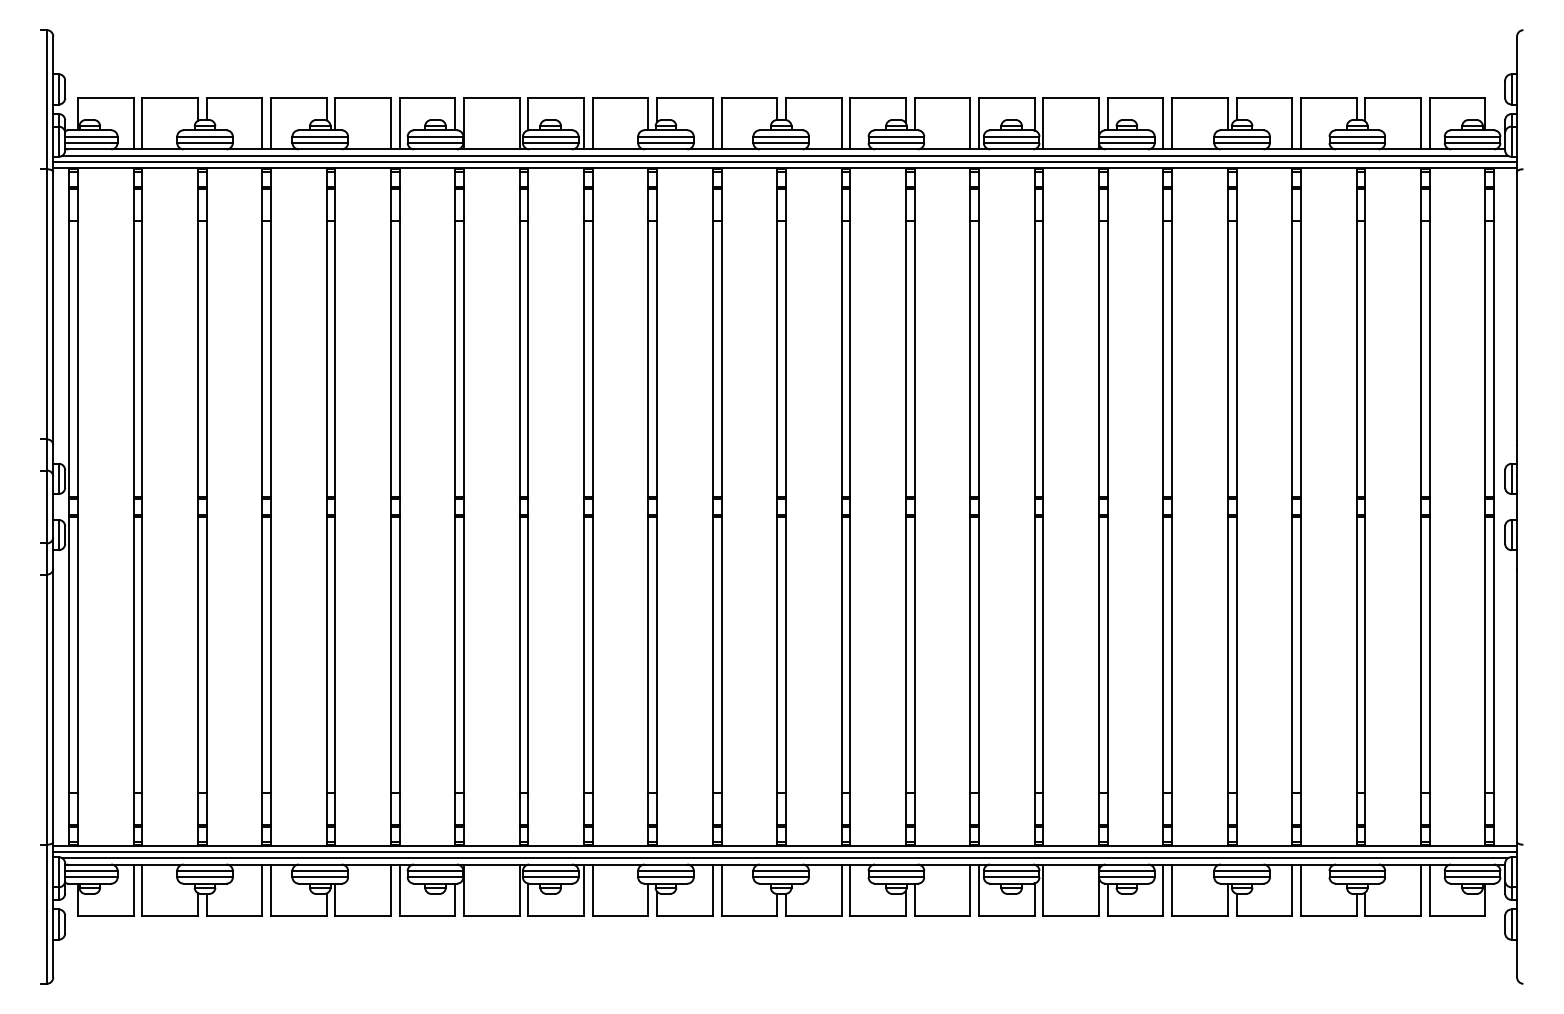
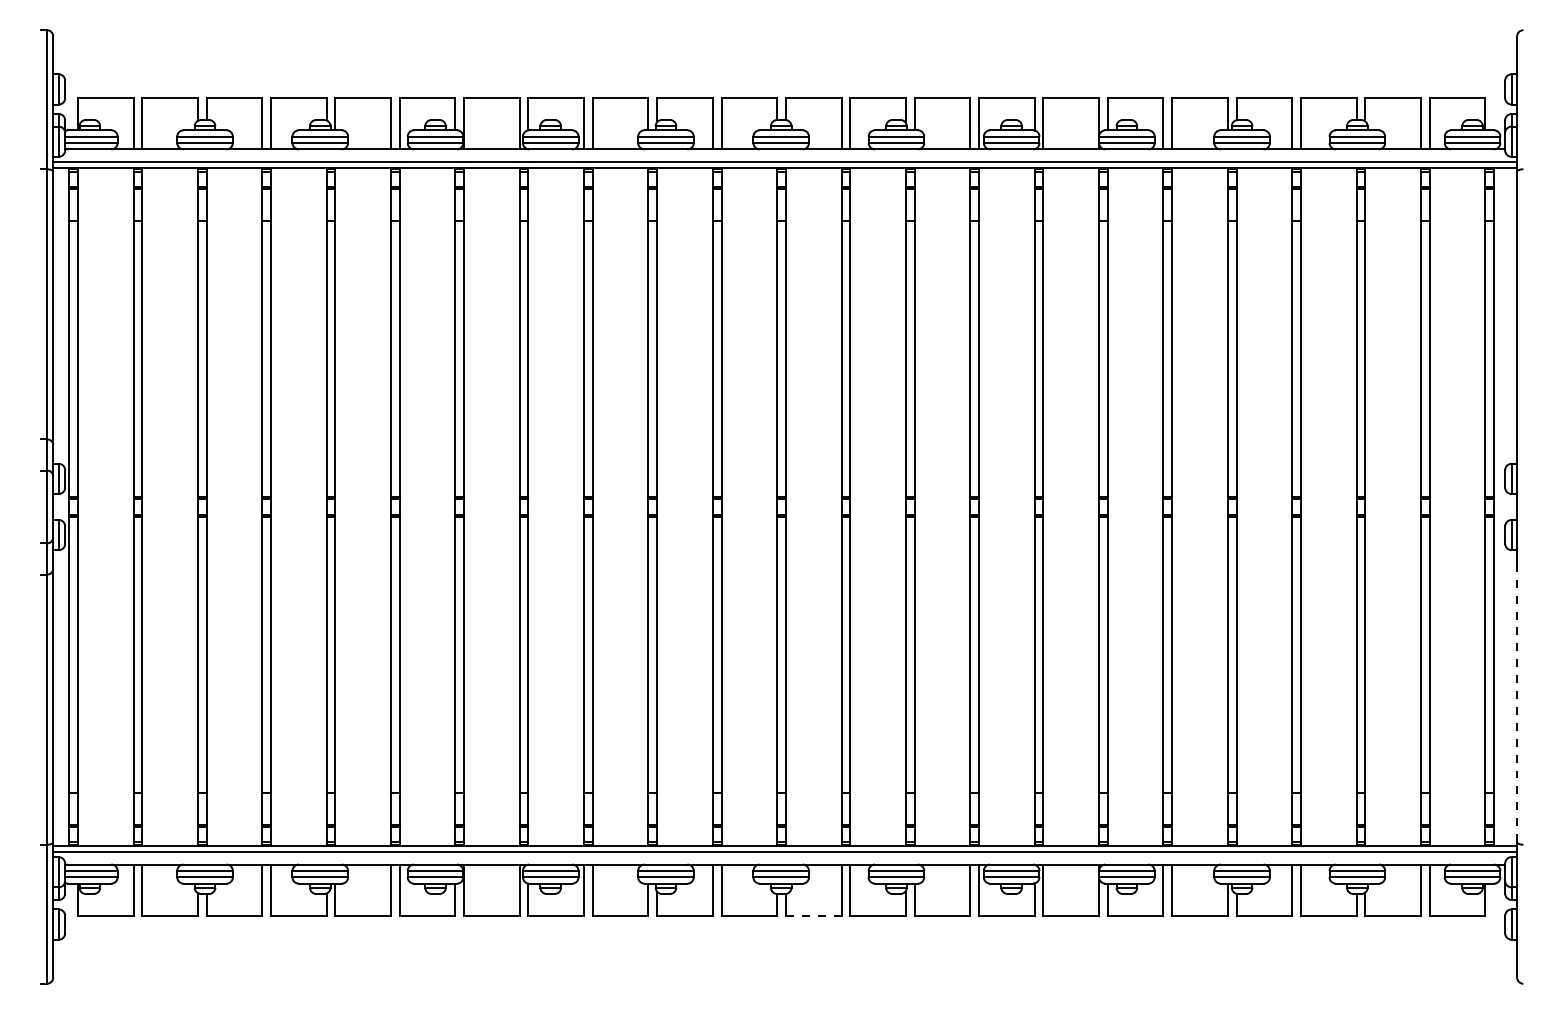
line: present -> none (784, 155)
line: solid -> dashed (1517, 705)
line: present -> none (784, 858)
line: solid -> dashed (813, 916)
